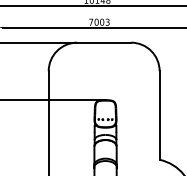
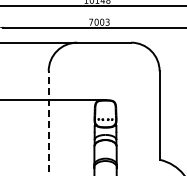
line: solid -> dashed (48, 122)
